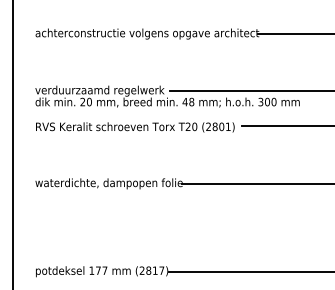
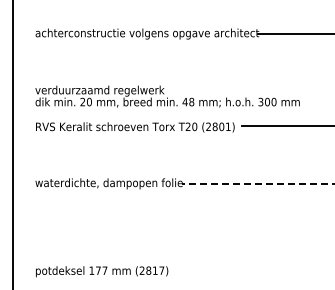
line: present -> none (250, 91)
line: solid -> dashed (257, 183)
line: present -> none (250, 271)
